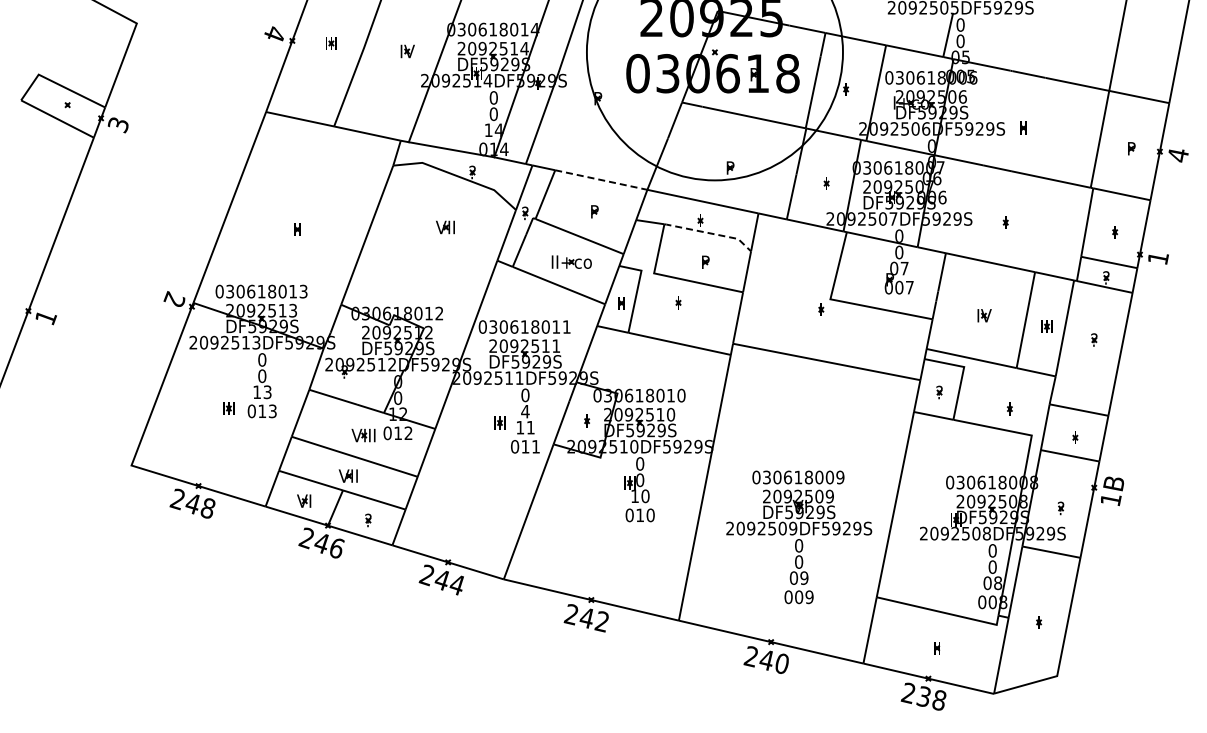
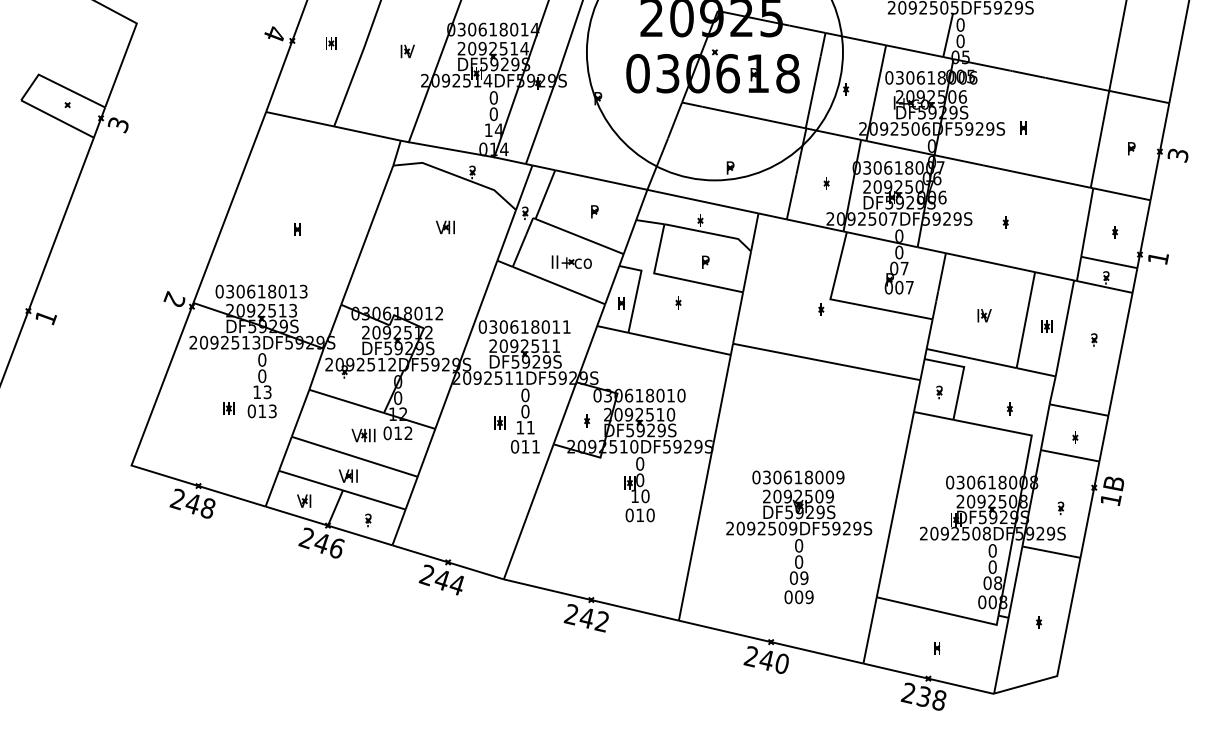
text: 4 -> 3 (1177, 155)
line: dashed -> solid (601, 180)
line: dashed -> solid (710, 233)
text: 4 -> 0 (525, 411)
